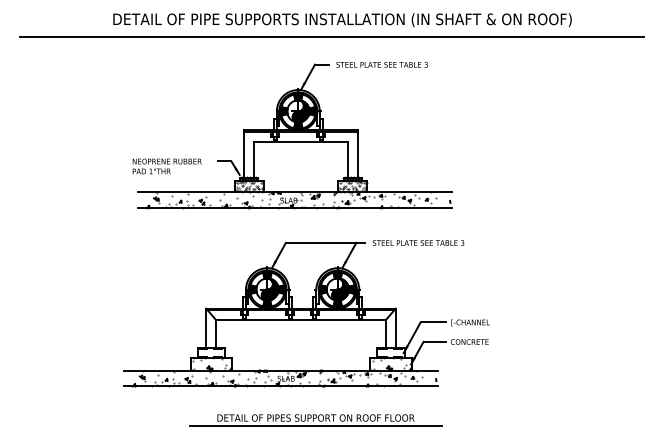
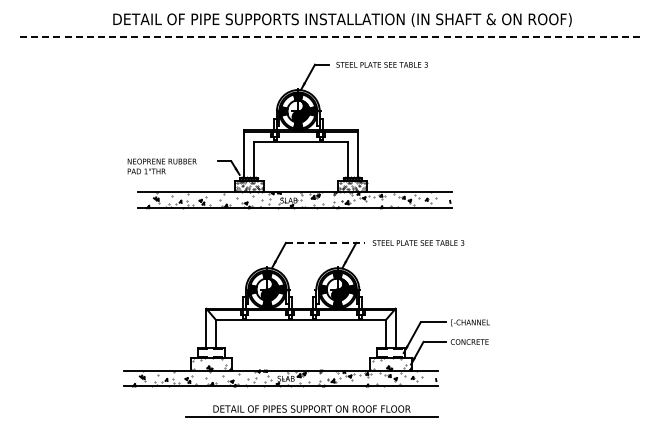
line: solid -> dashed (332, 36)
text position: (166, 166) -> (161, 166) (161, 166)
line: solid -> dashed (325, 242)
part position: (315, 420) -> (311, 411) (311, 411)
